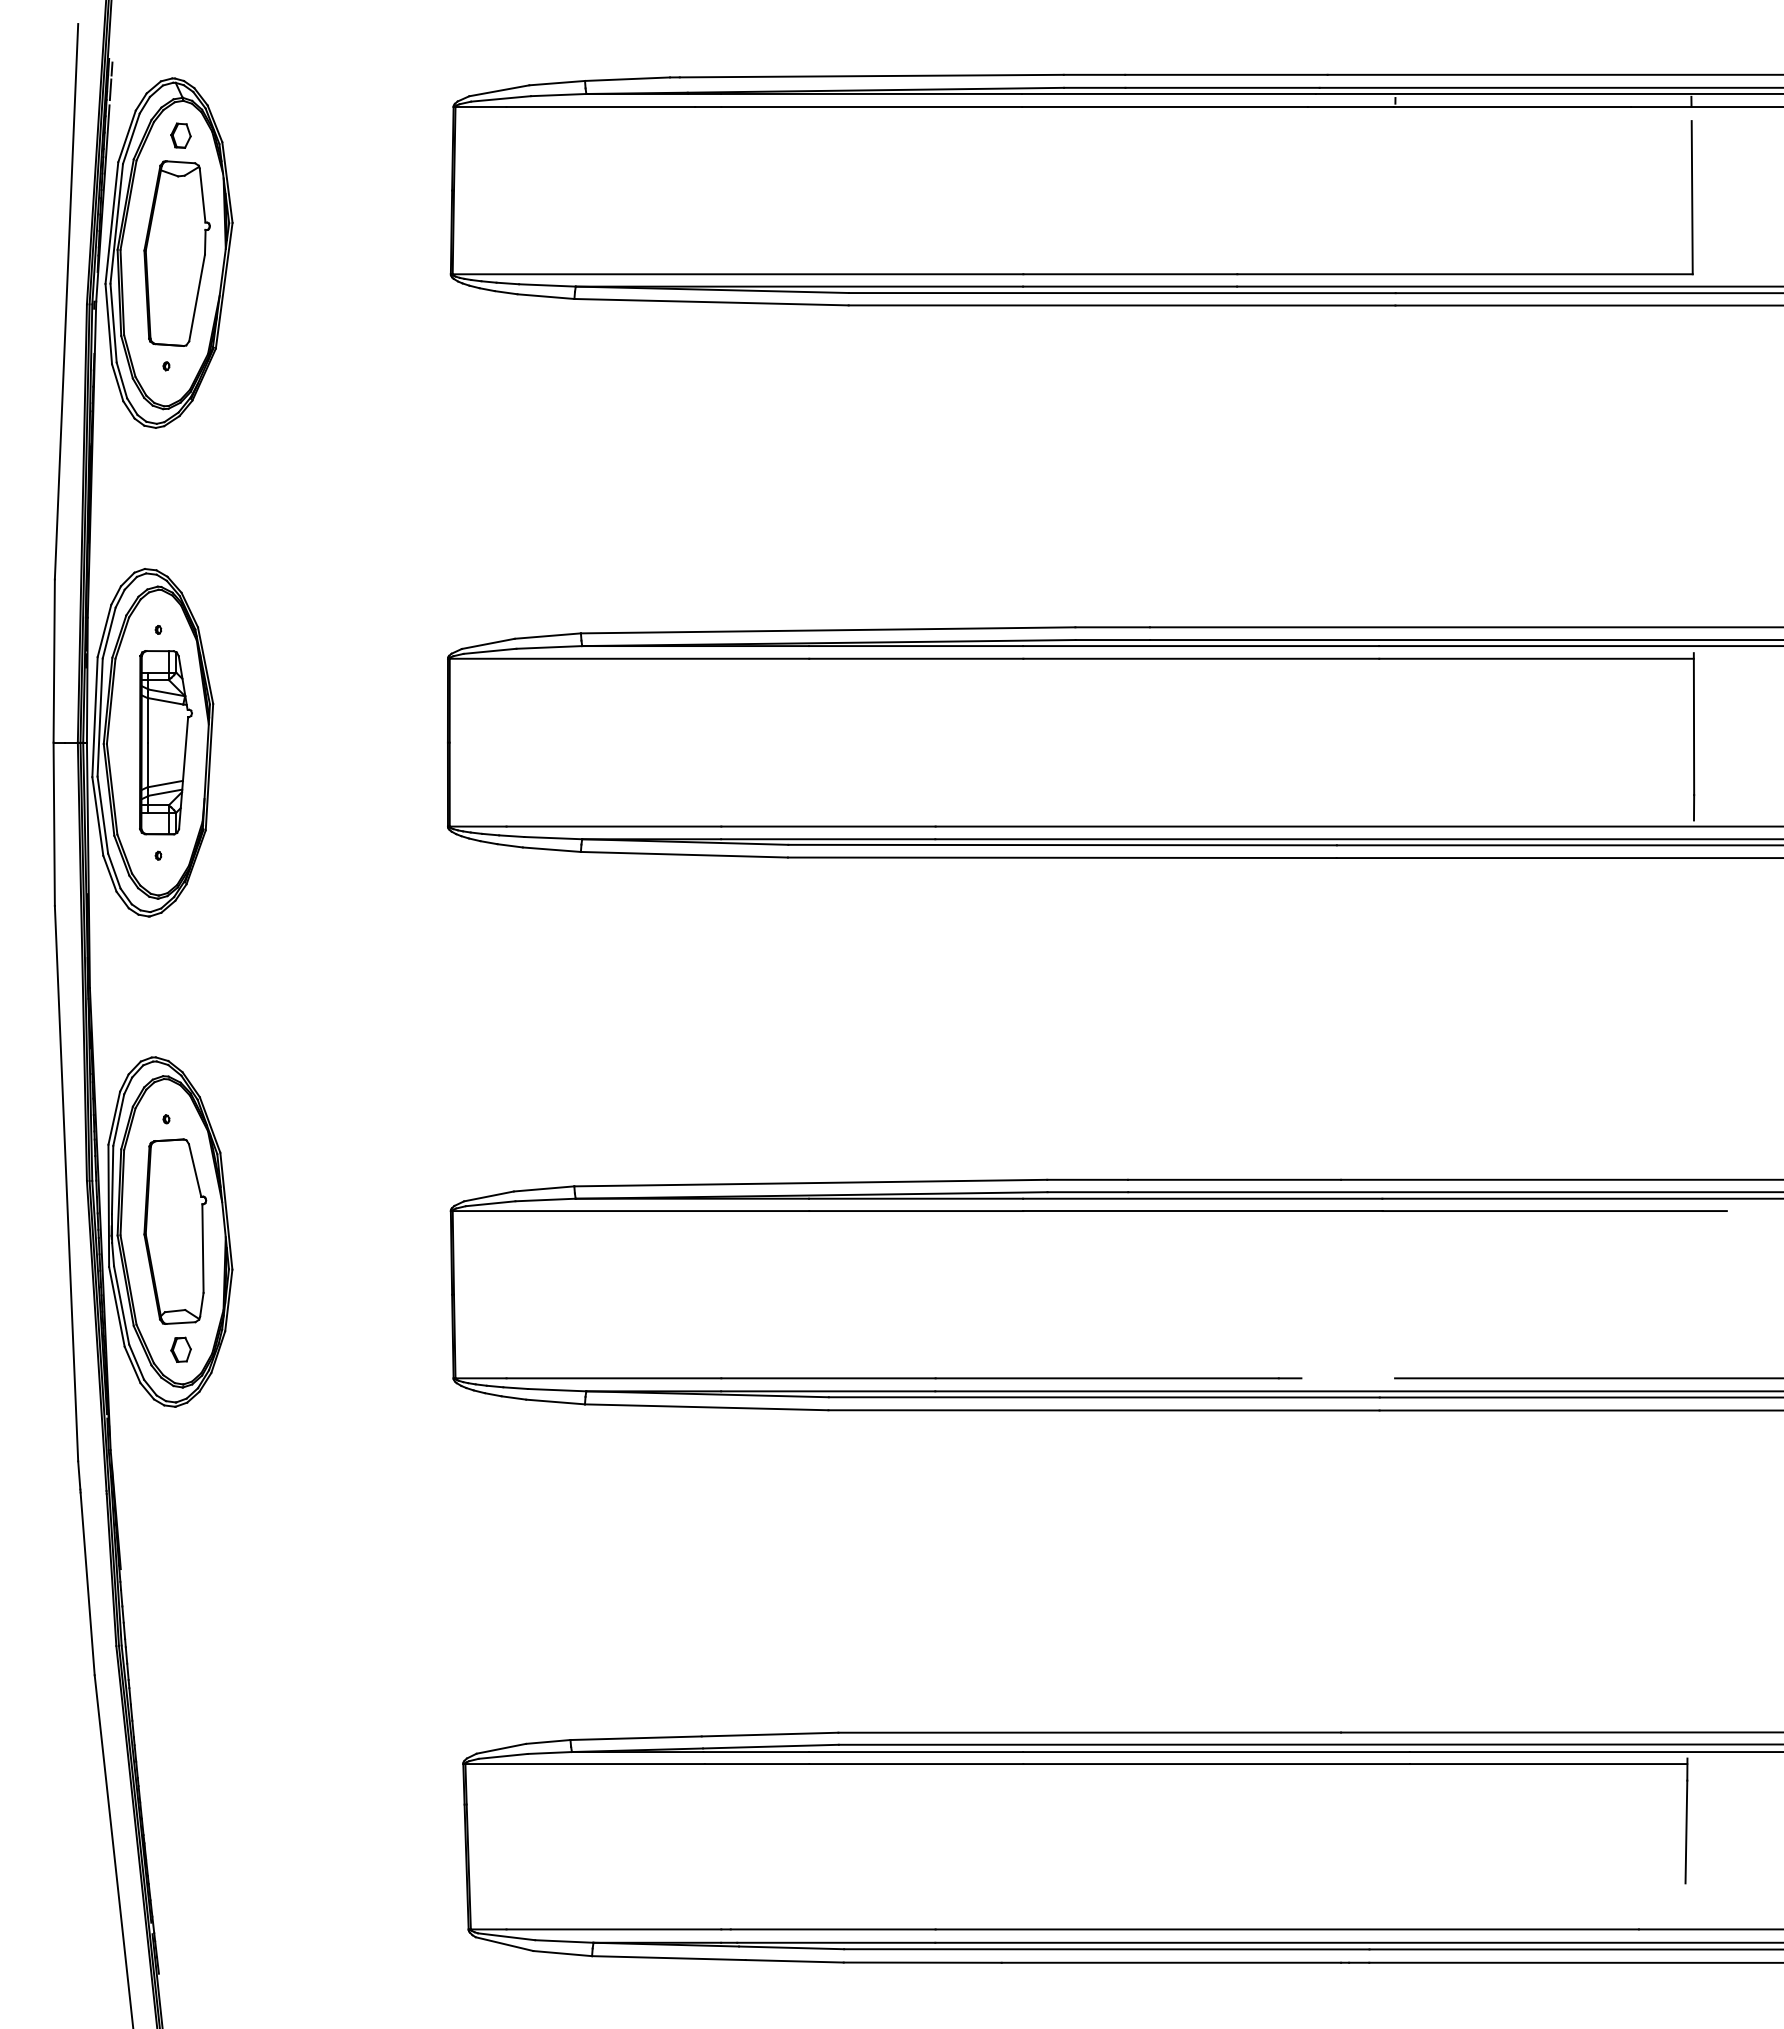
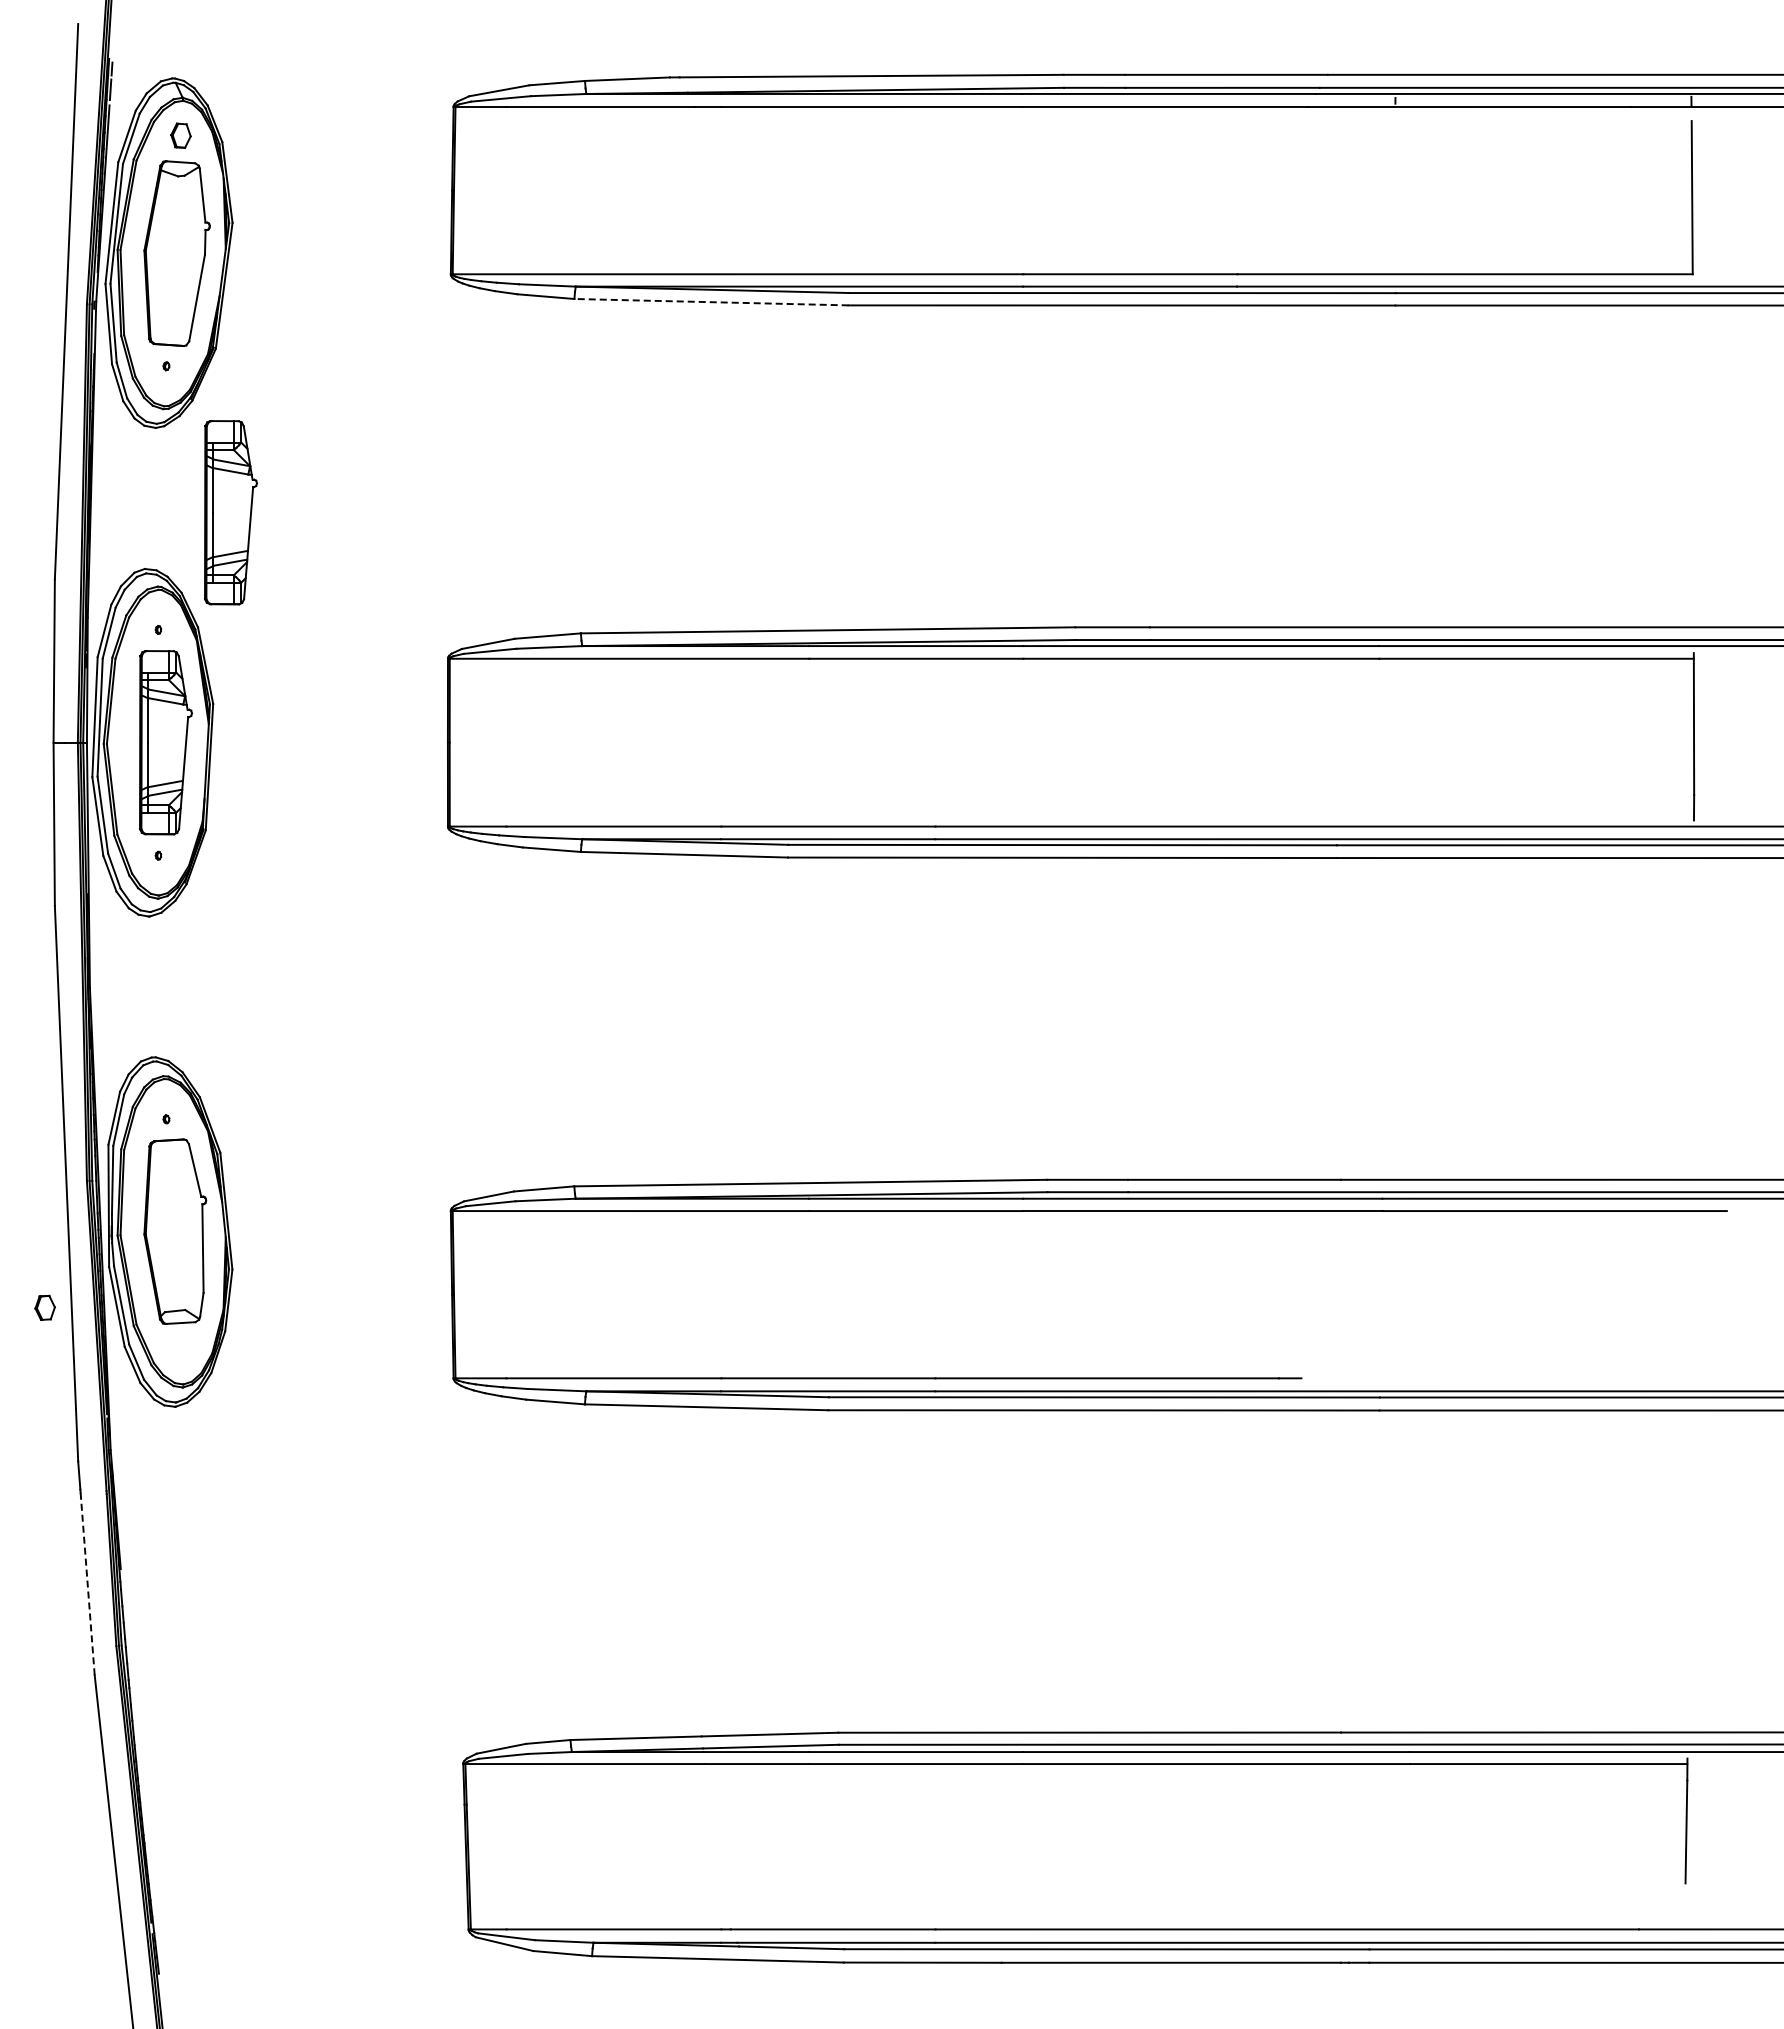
line: solid -> dashed (711, 302)
part: none -> present (230, 512)
part position: (180, 1349) -> (44, 1307) (44, 1307)
line: present -> none (1587, 1378)
line: solid -> dashed (87, 1583)
